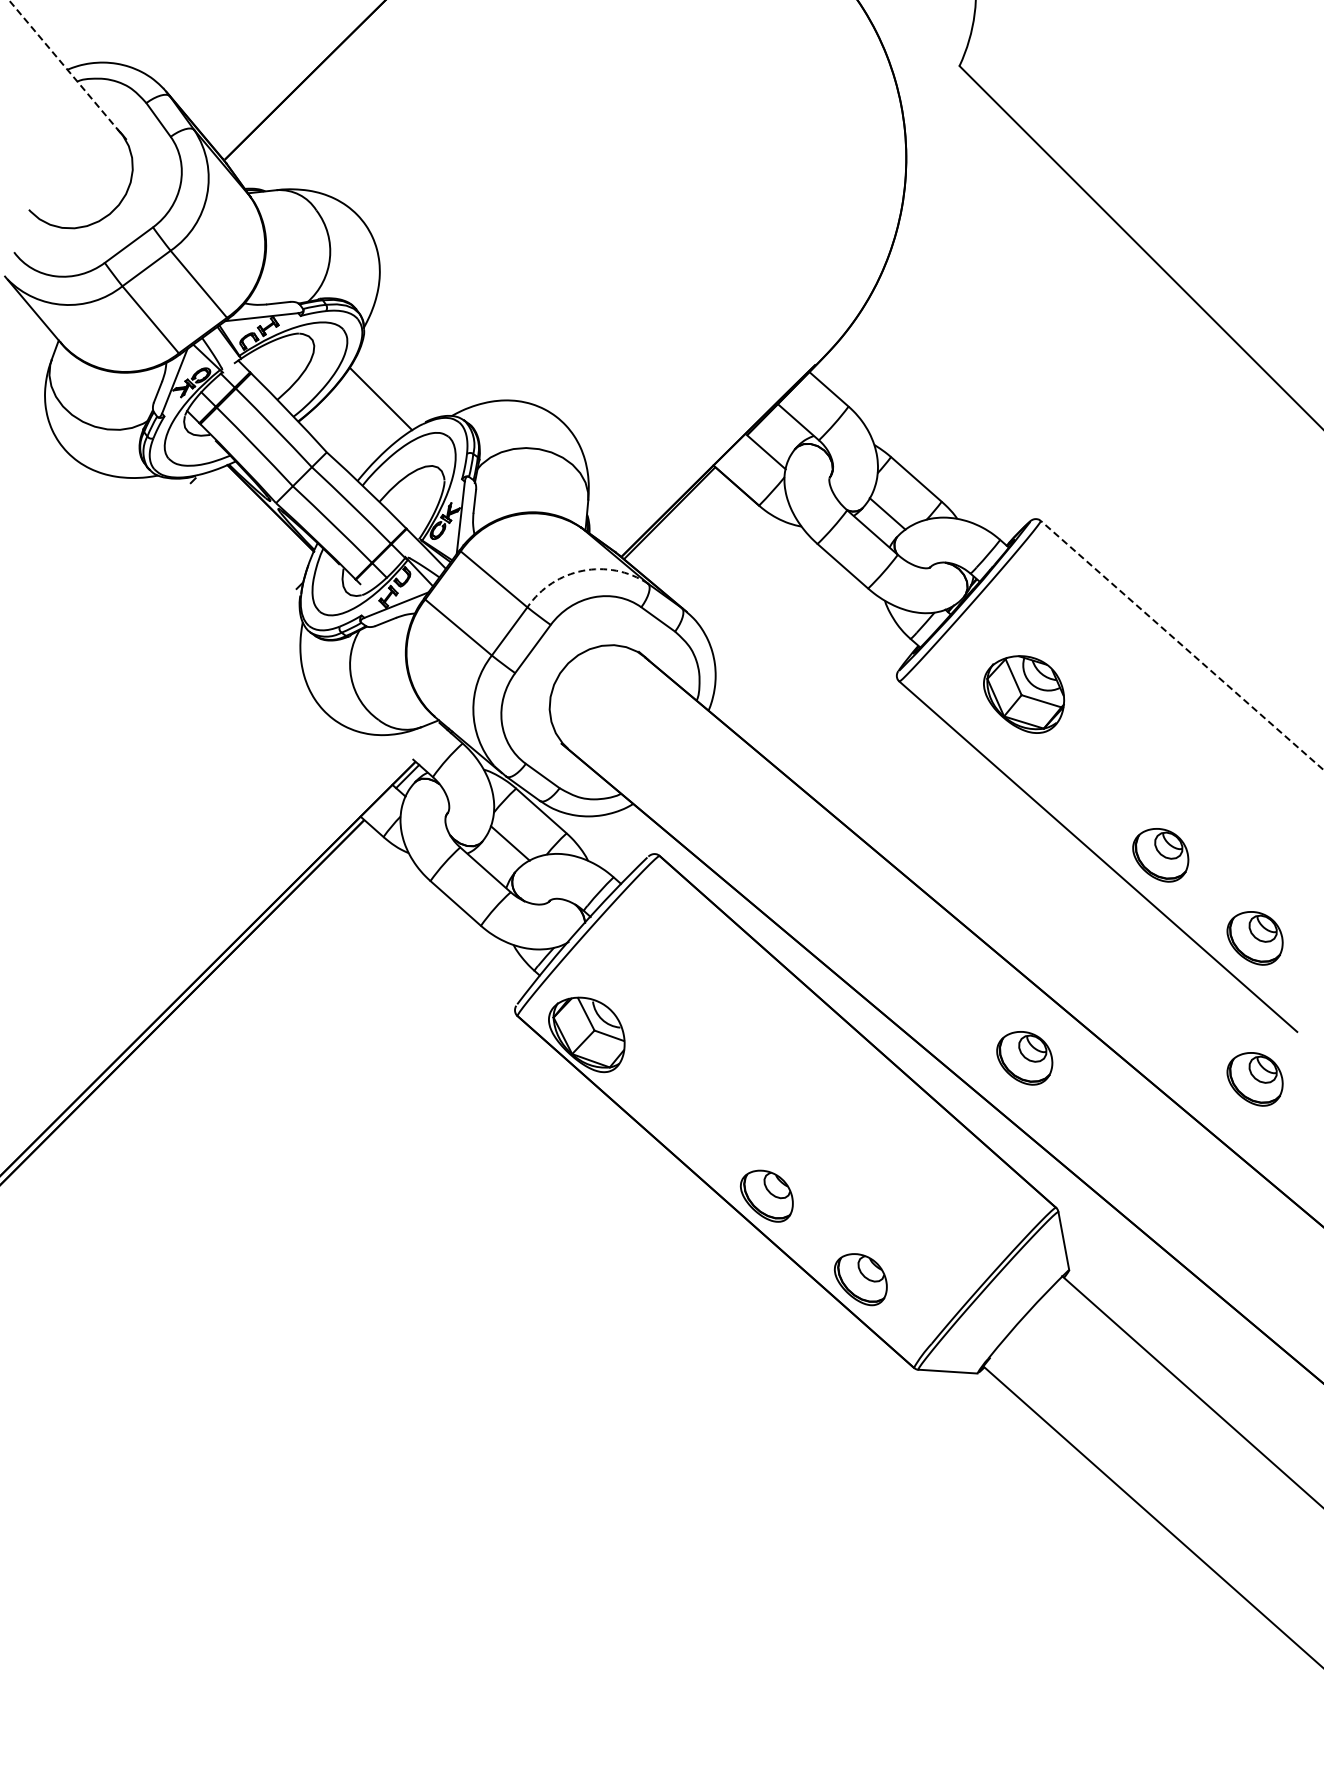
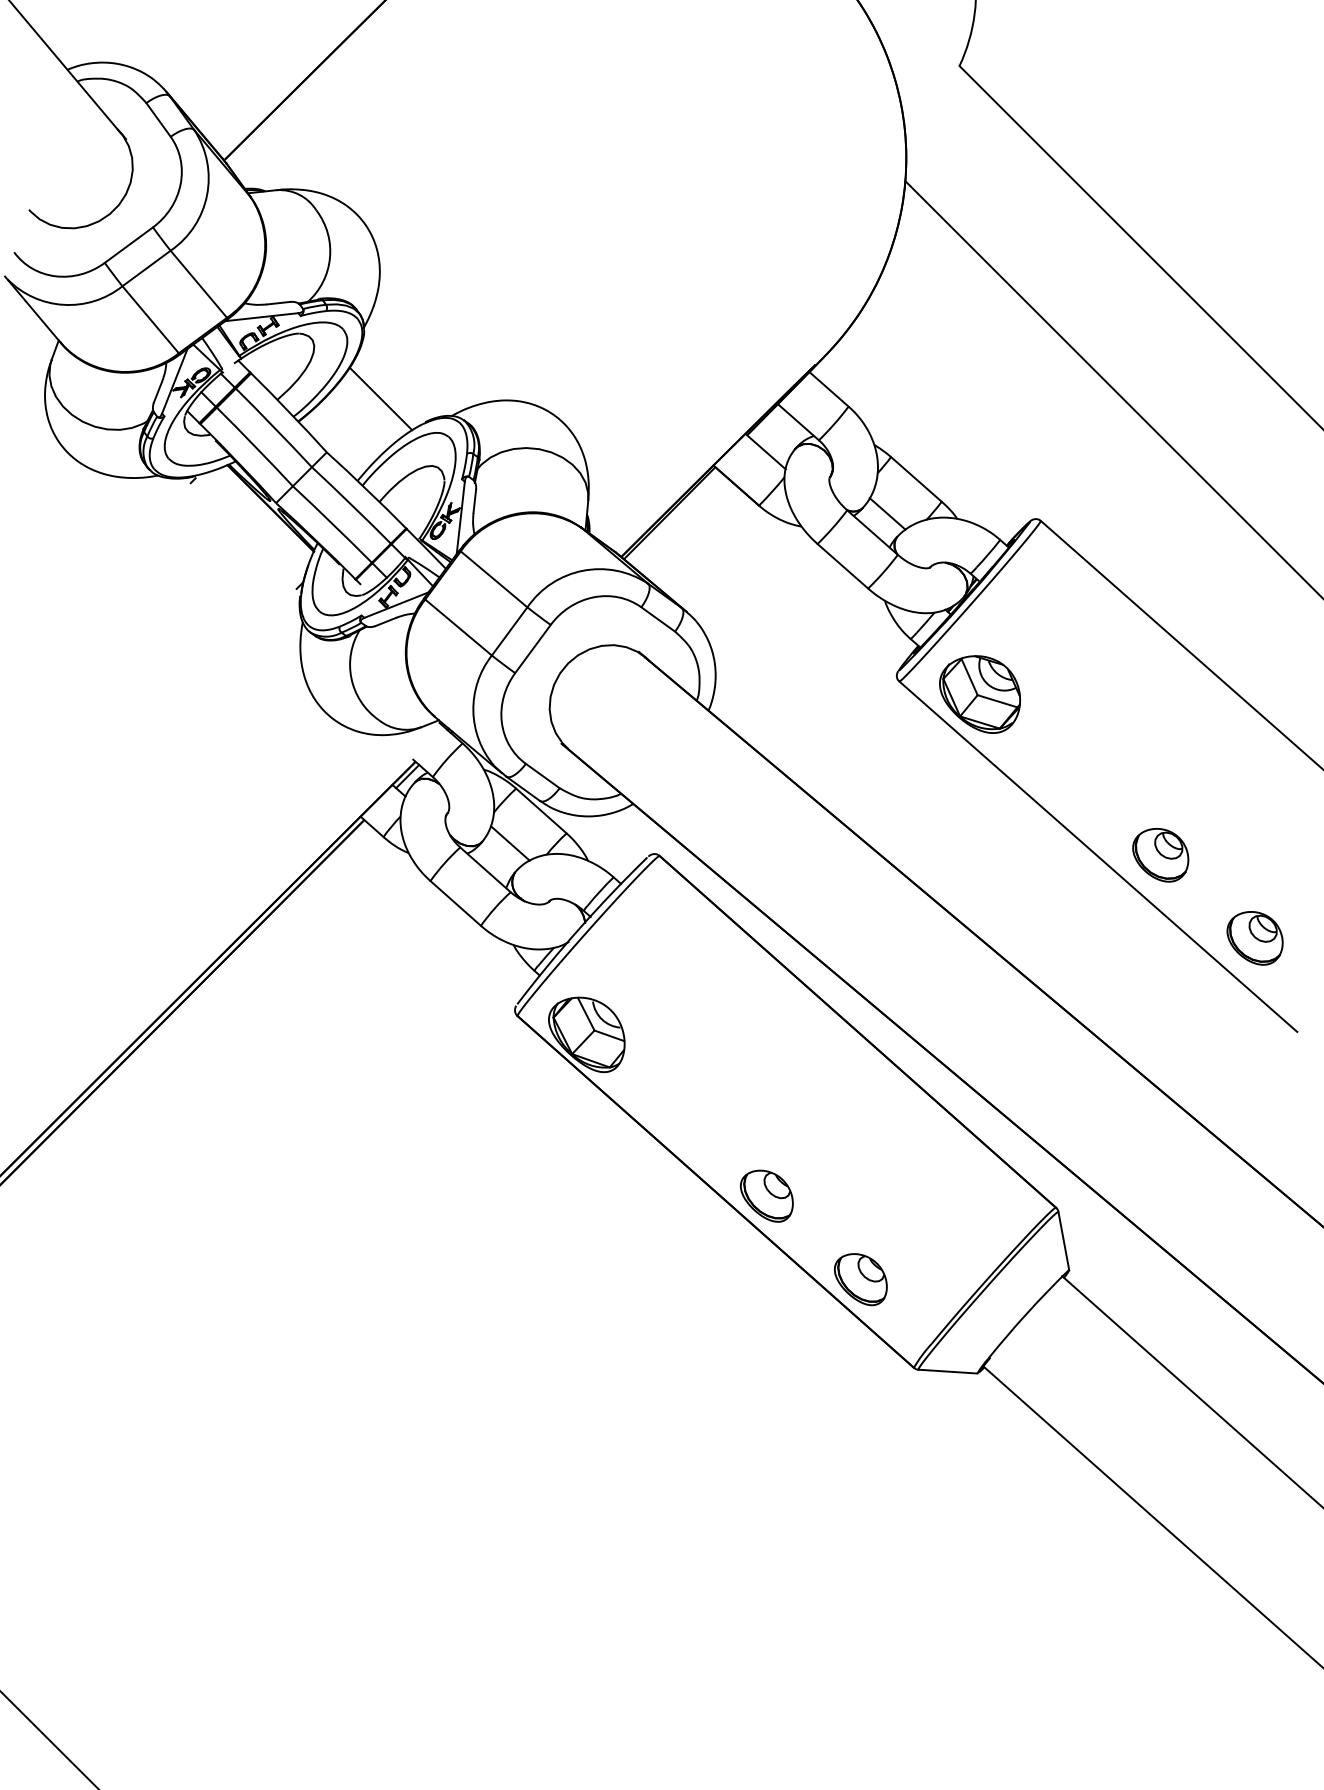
line: dashed -> solid (64, 66)
line: none -> present (1112, 388)
arc: dashed -> solid (582, 570)
line: dashed -> solid (1181, 645)
part position: (1024, 694) -> (980, 694) (980, 694)
part: present -> none (1024, 1058)
part: present -> none (1254, 1079)
line: none -> present (49, 1739)
